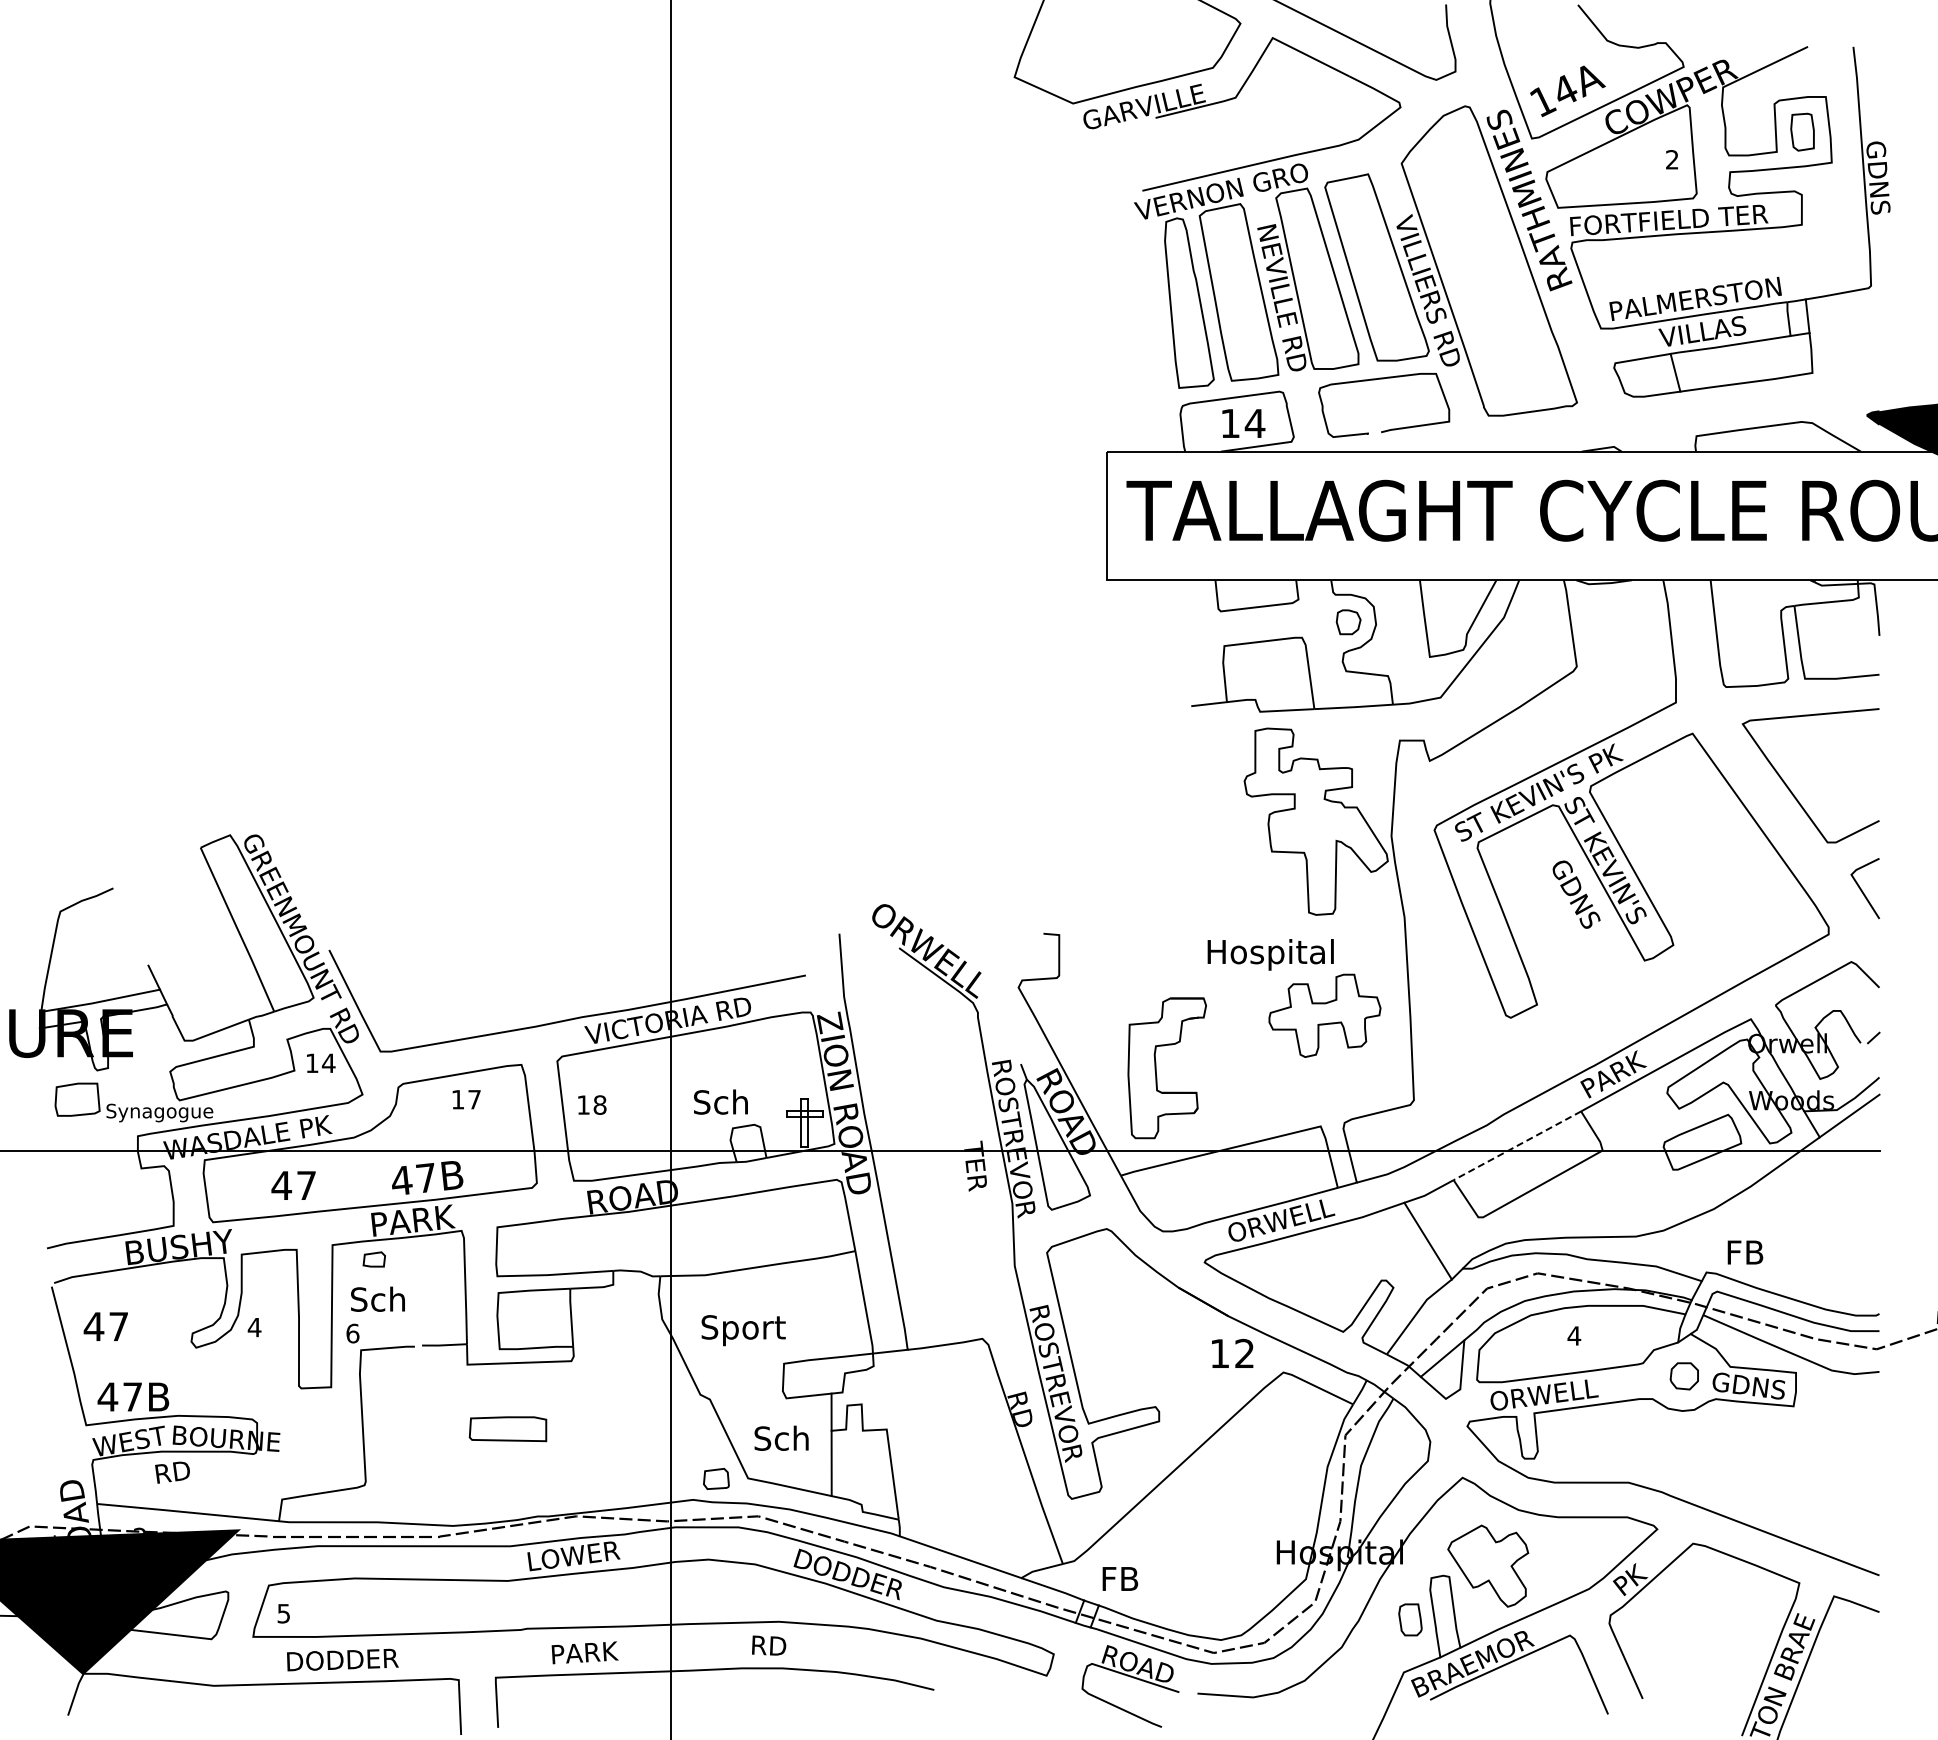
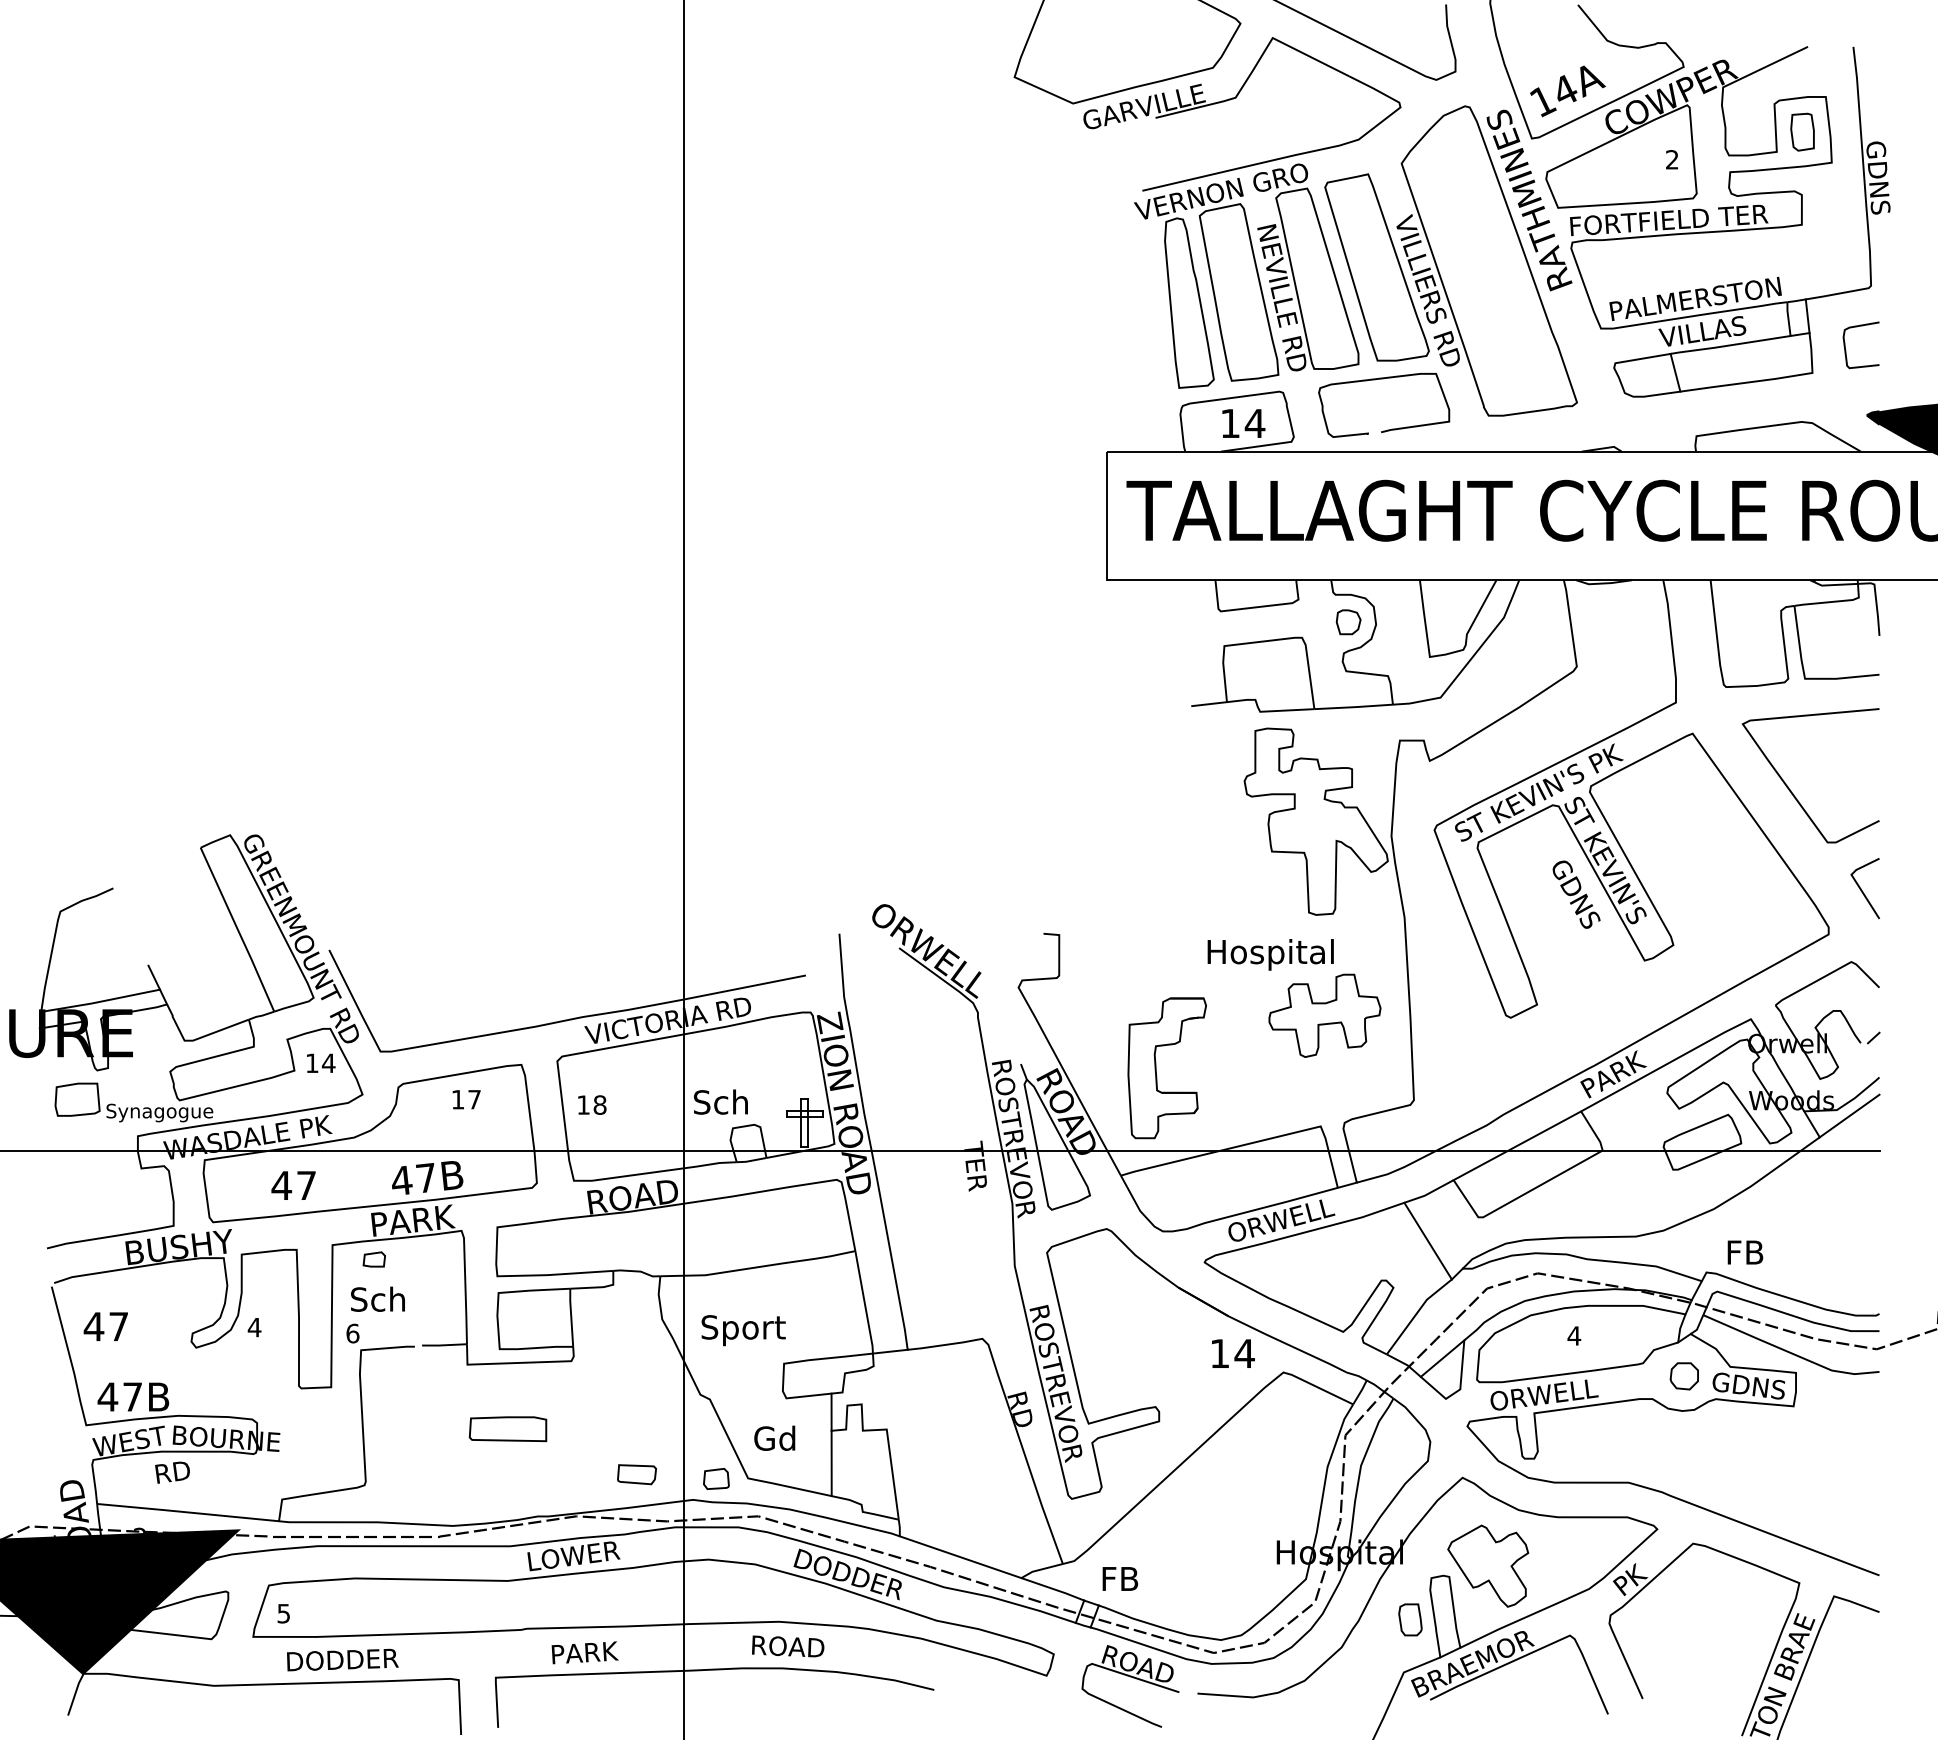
curve: none -> present (1846, 350)
line position: (671, 869) -> (684, 869) (684, 869)
line: dashed -> solid (1516, 1146)
text: 12 -> 14 (1244, 1352)
text: Sch -> Gd (781, 1437)
part: none -> present (636, 1474)
text: RD -> ROAD (796, 1646)
